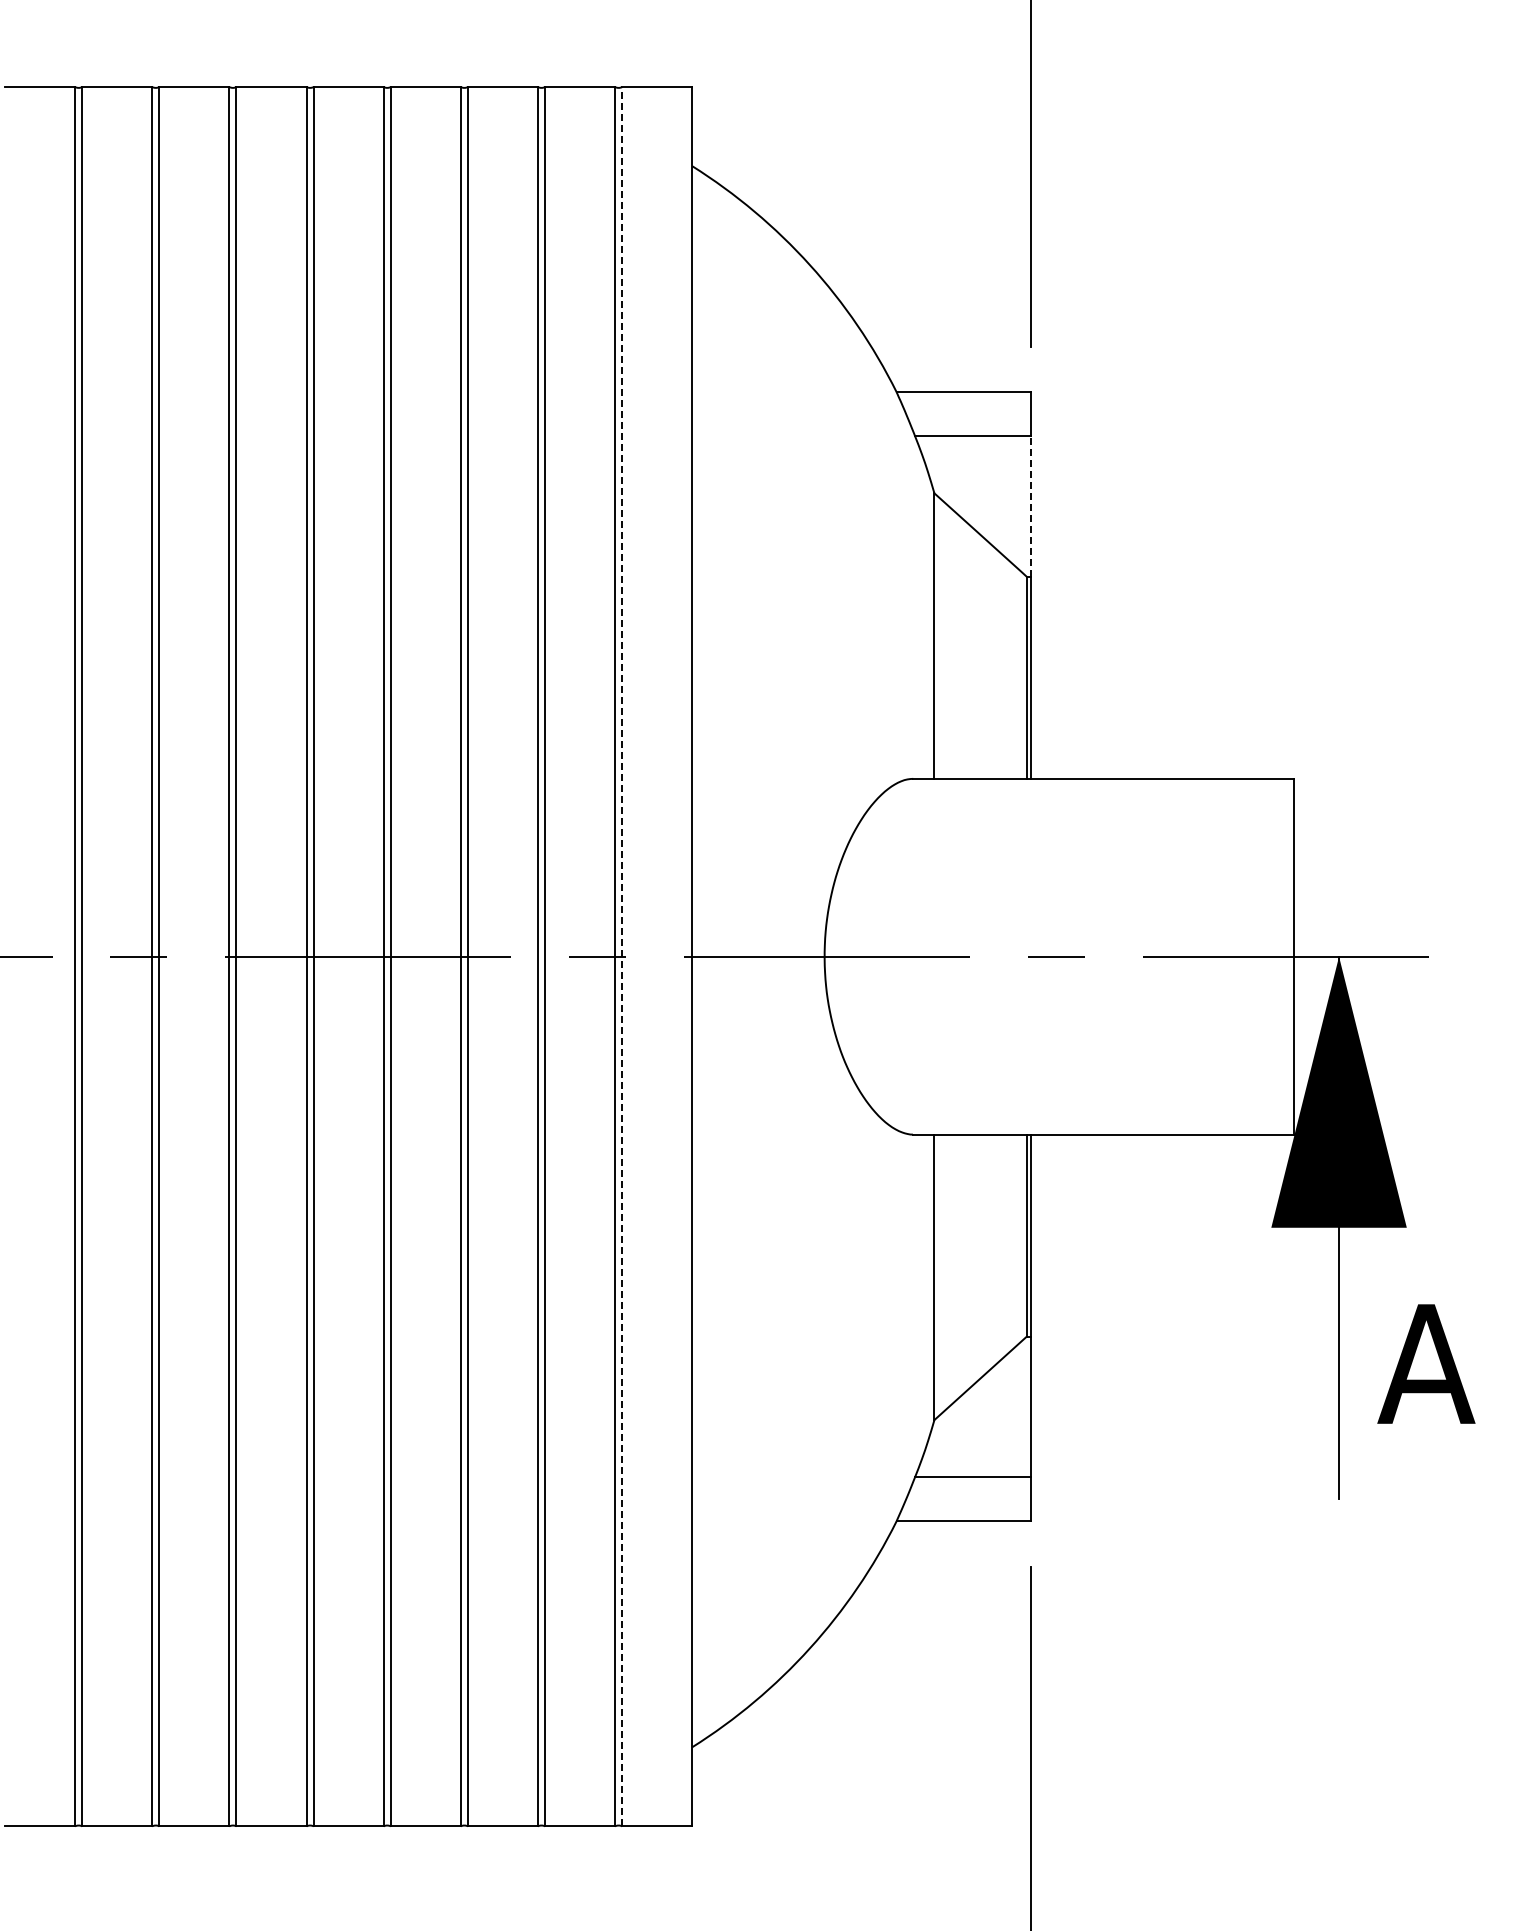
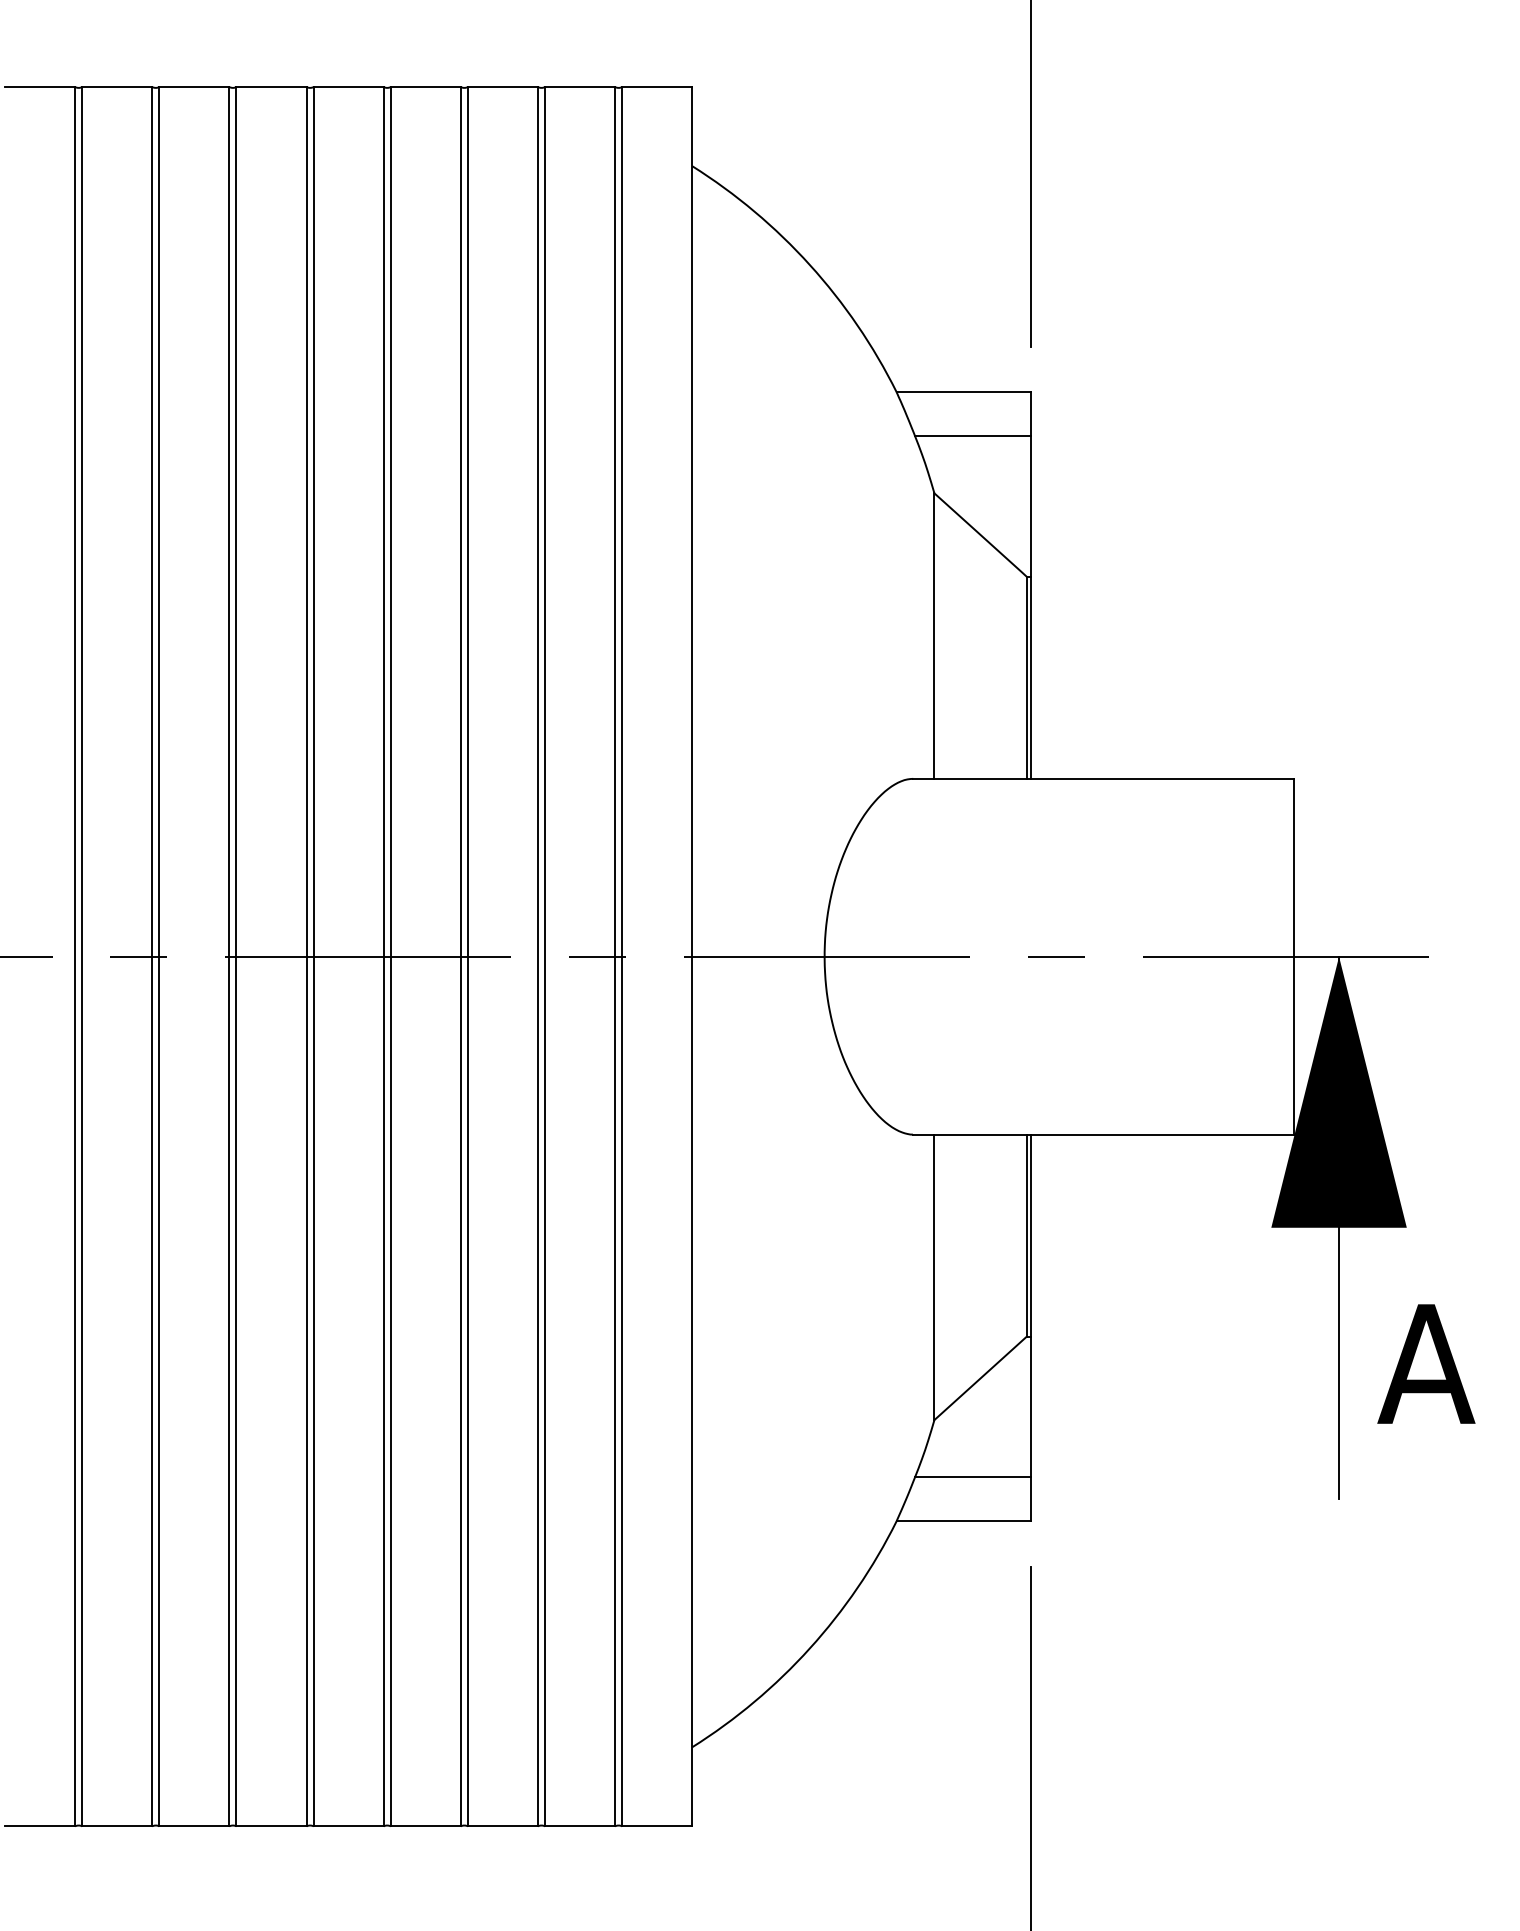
line: dashed -> solid (1030, 506)
line: dashed -> solid (622, 956)
